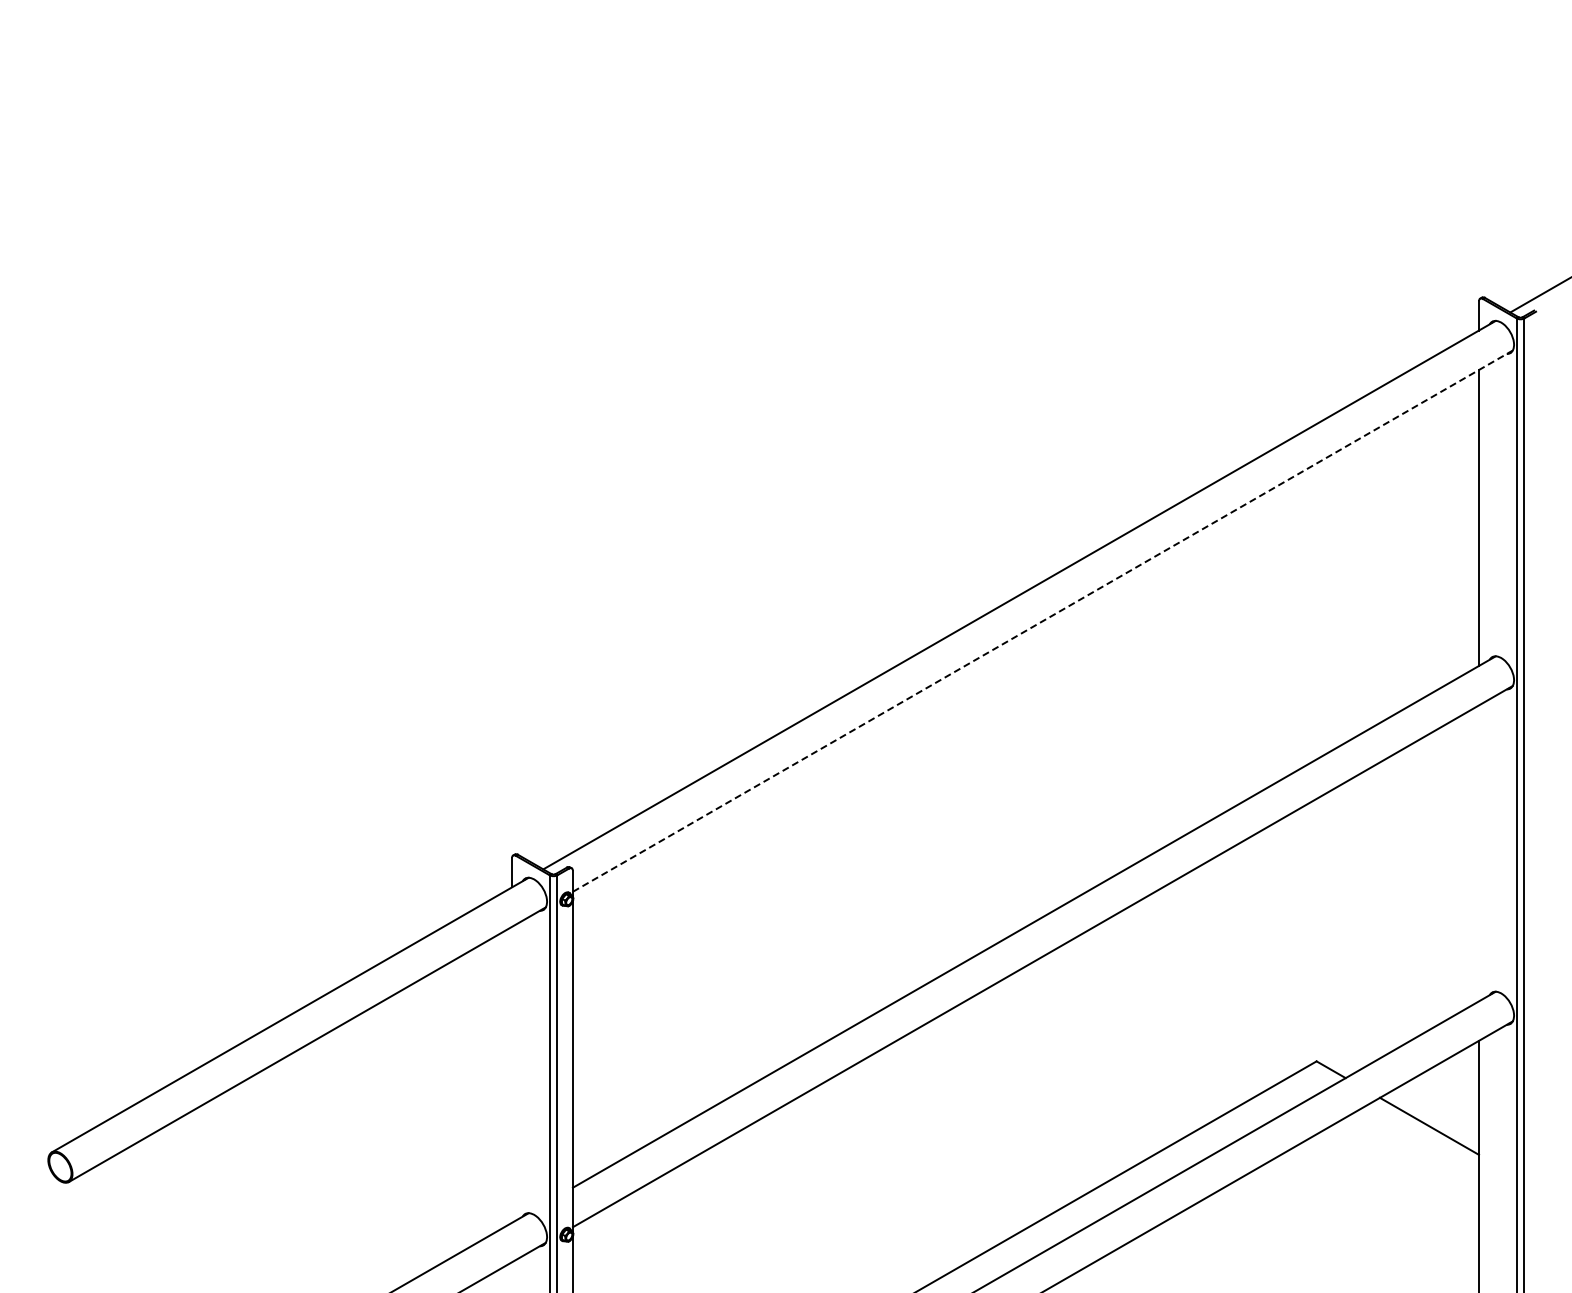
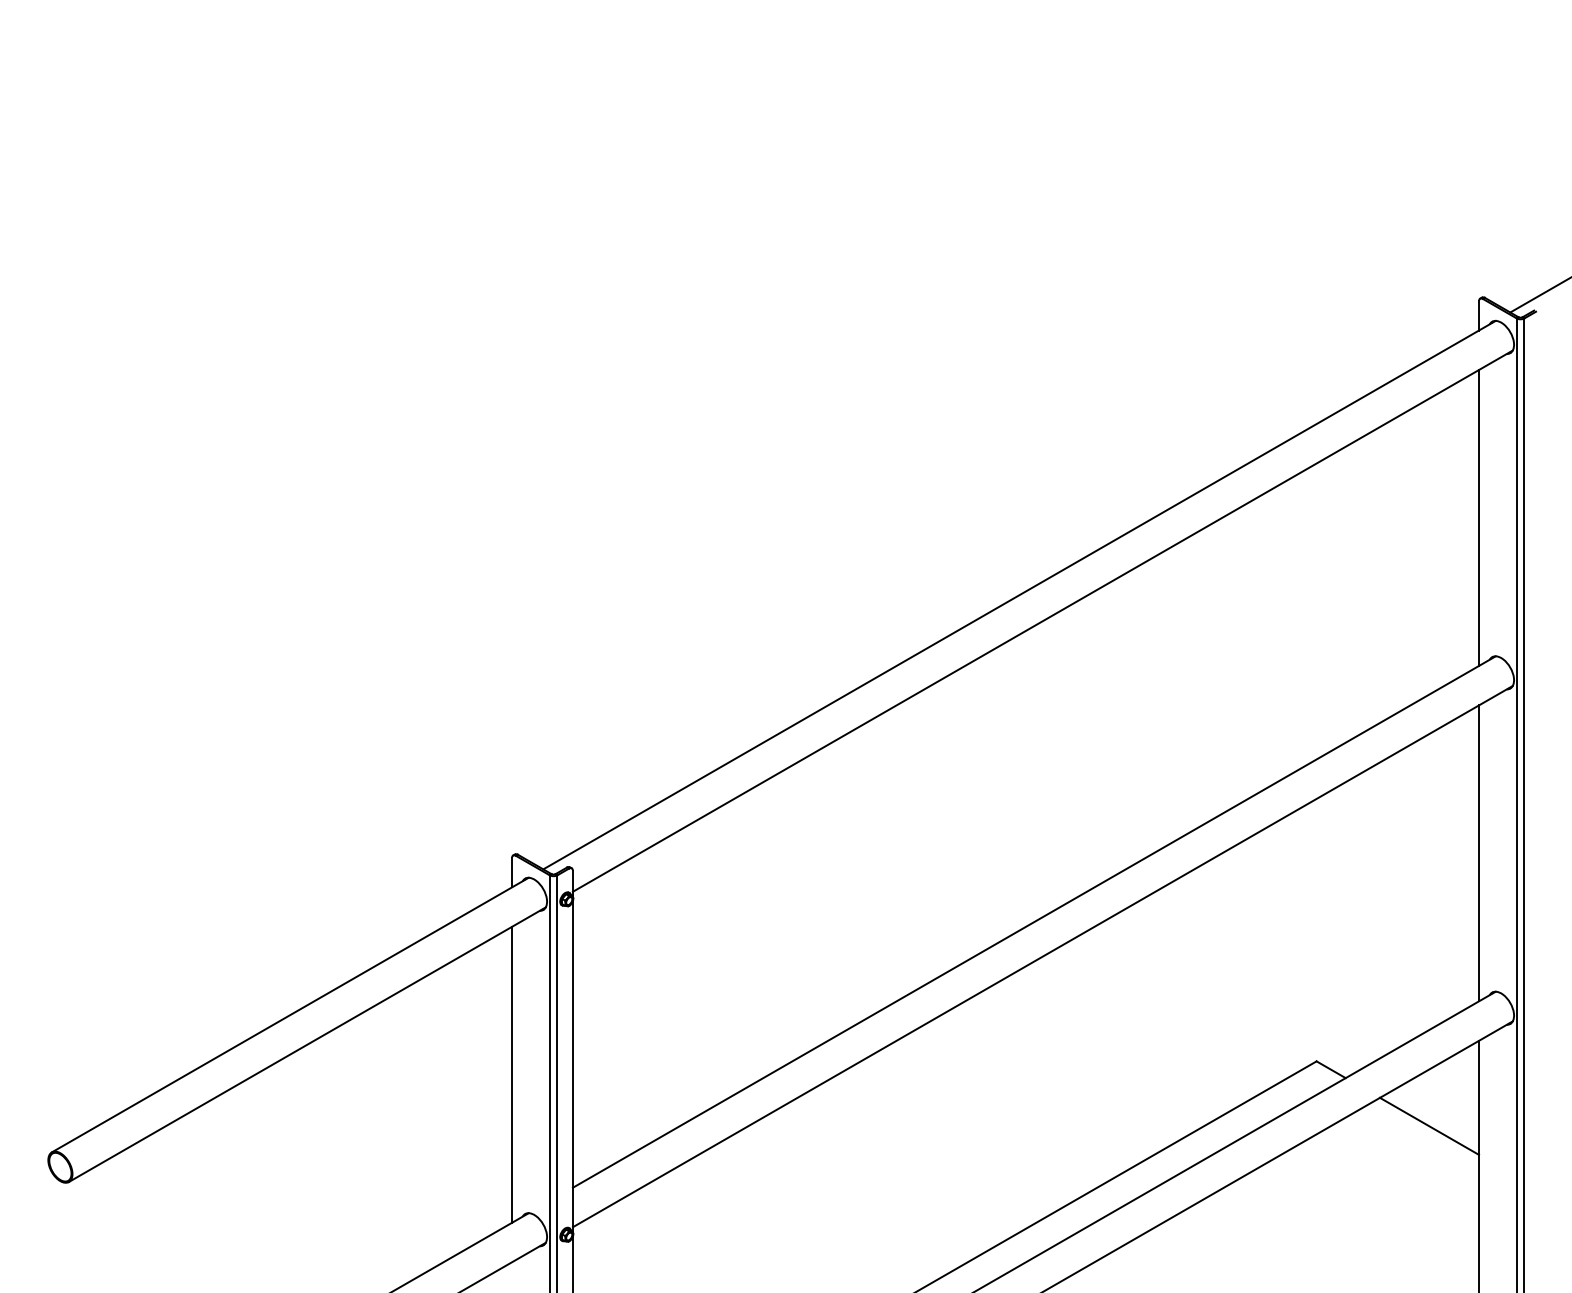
line: dashed -> solid (1043, 620)
line: none -> present (1479, 853)
line: none -> present (512, 1074)
